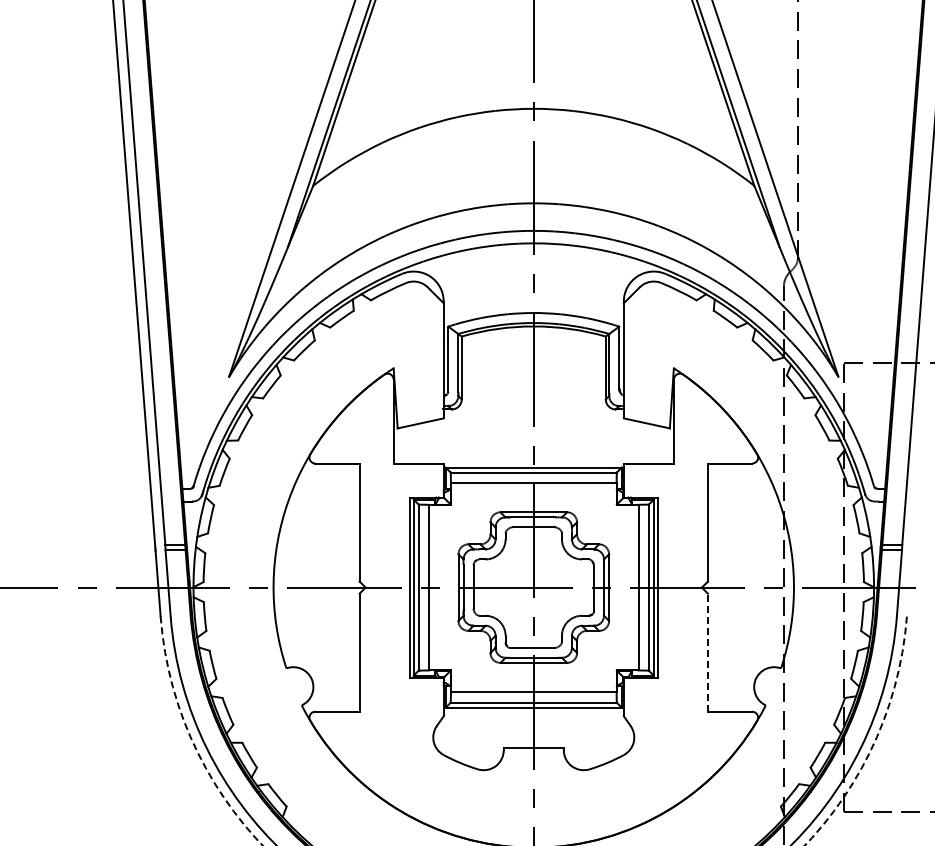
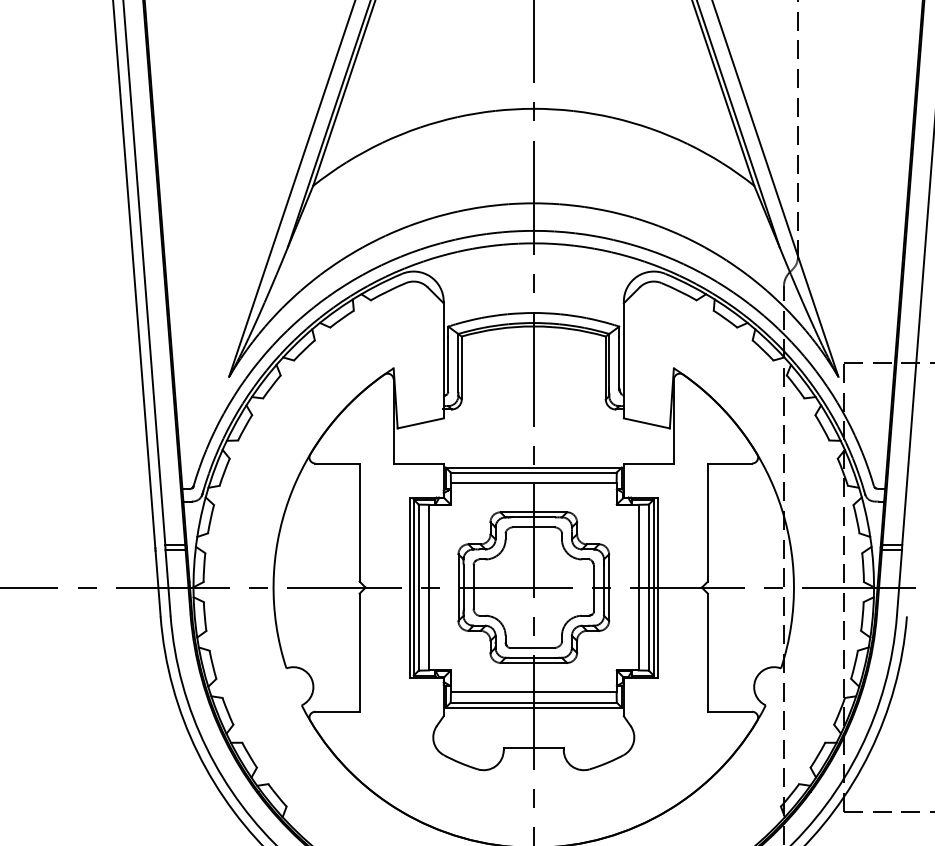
line: dashed -> solid (707, 652)
arc: dashed -> solid (804, 845)
